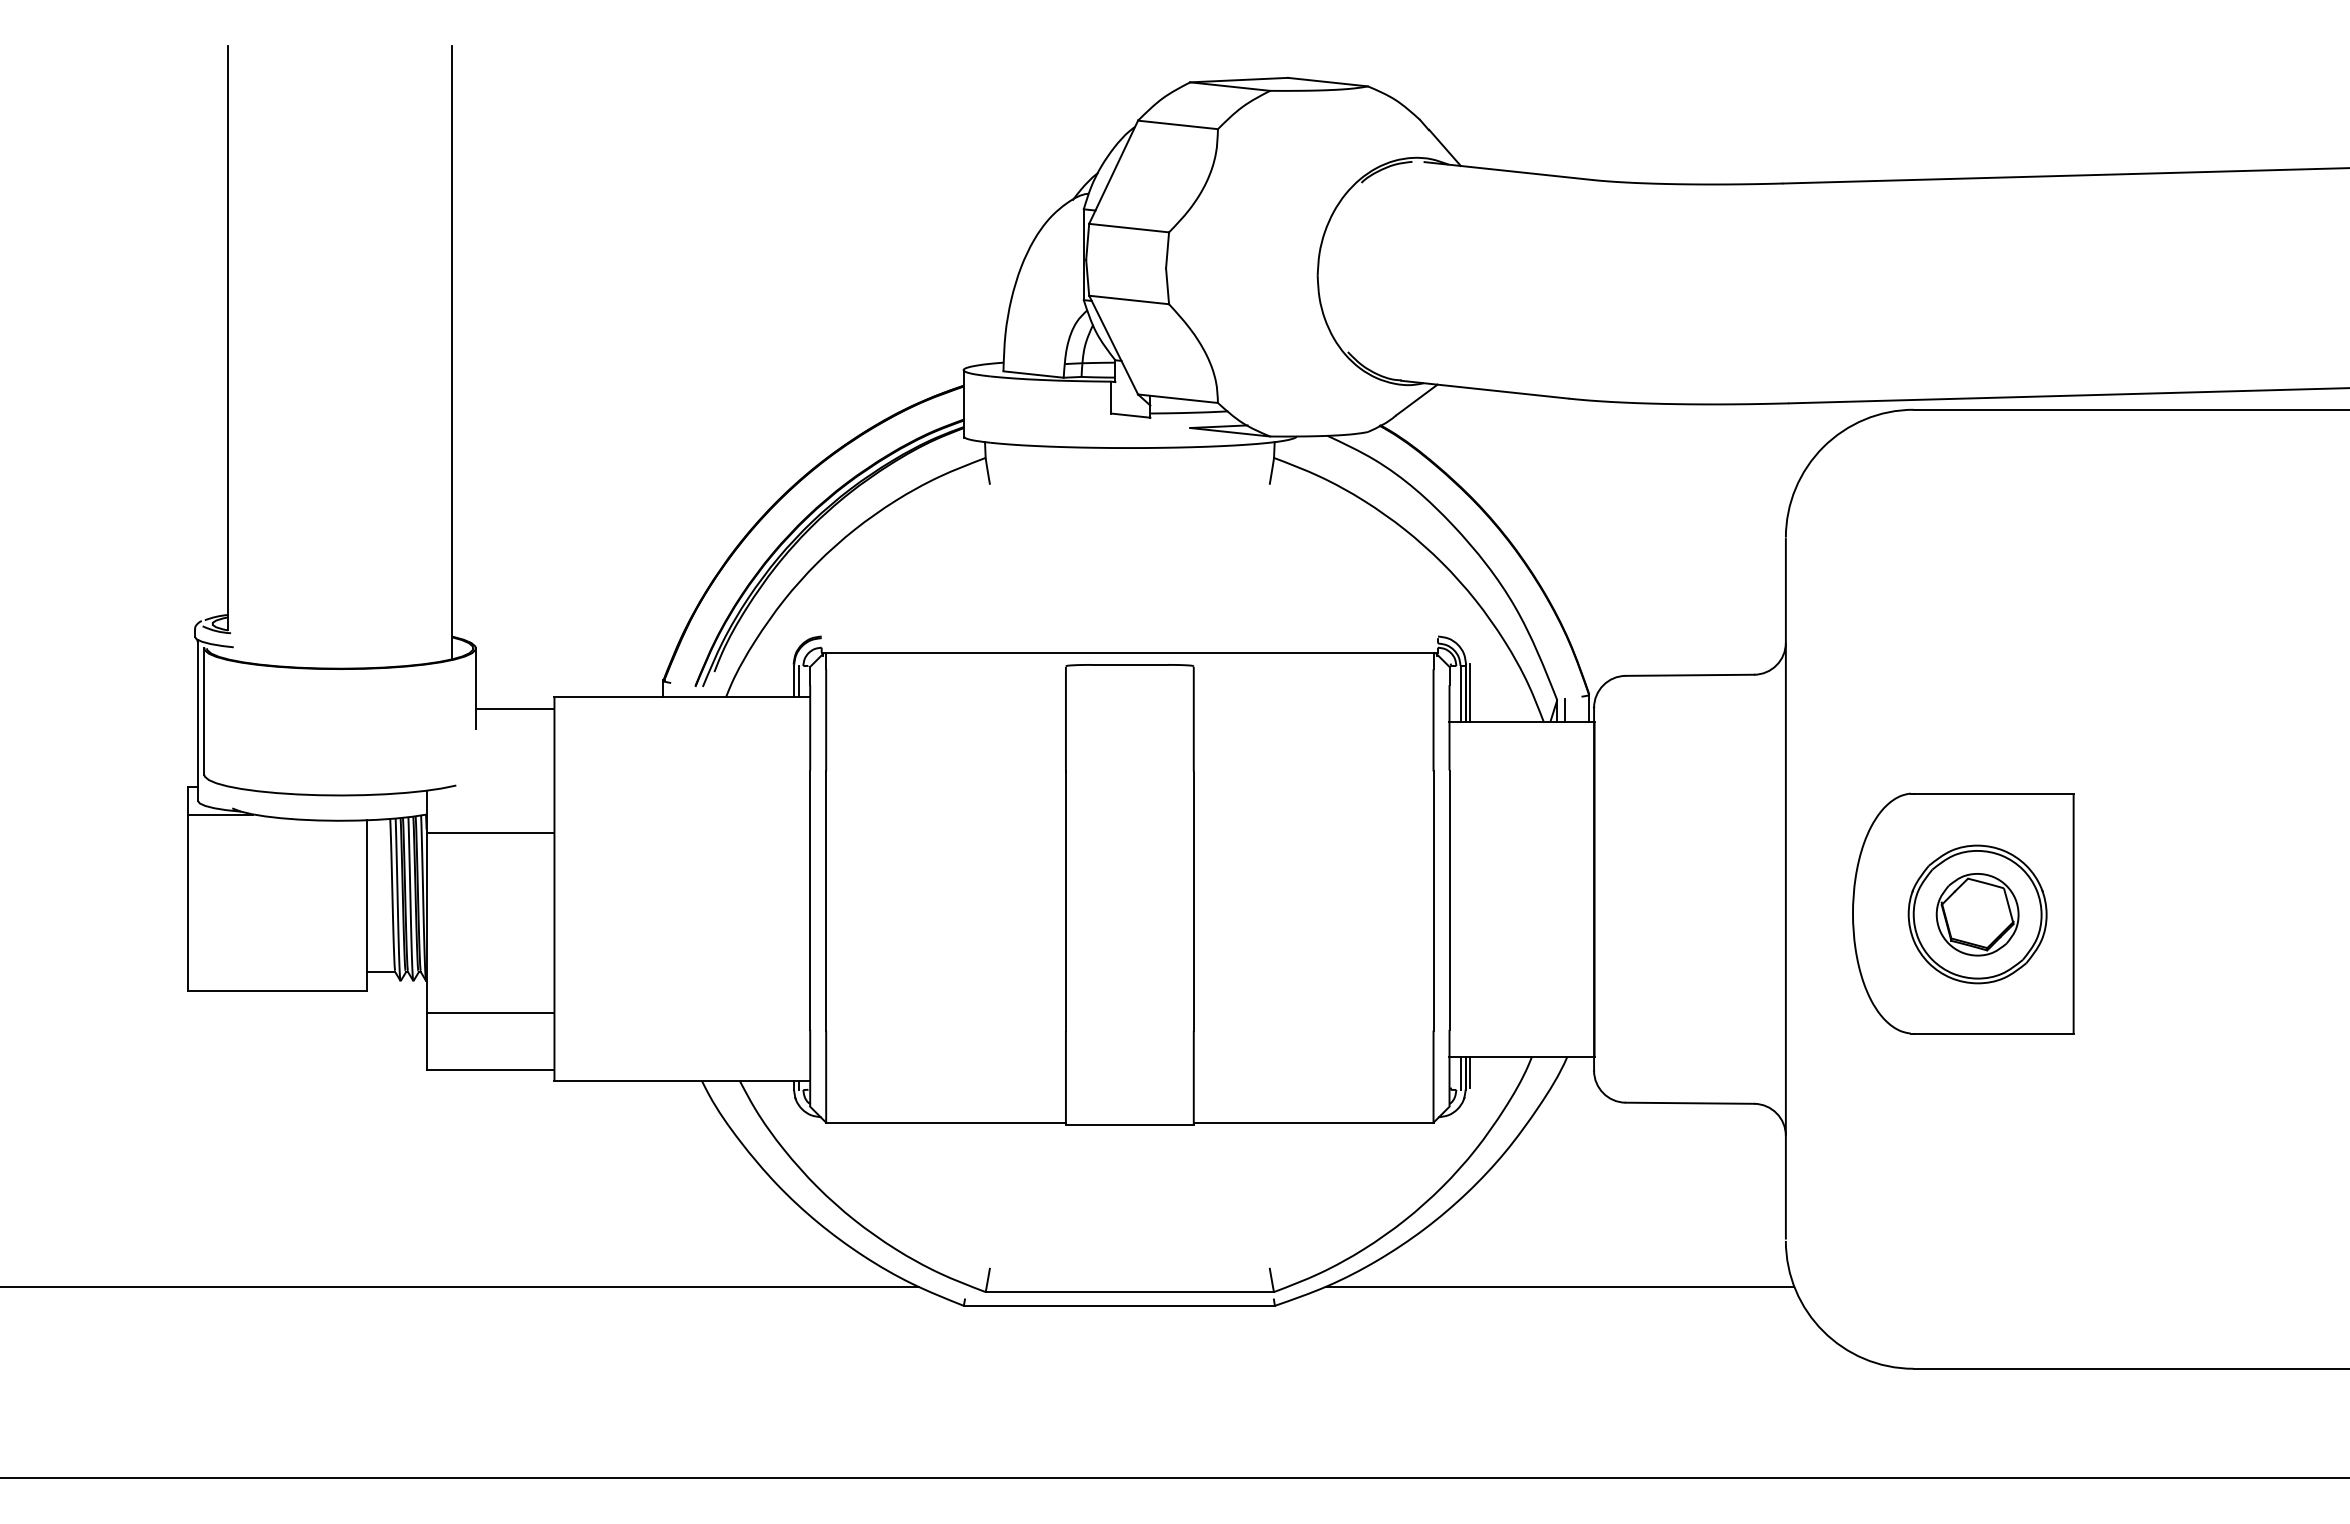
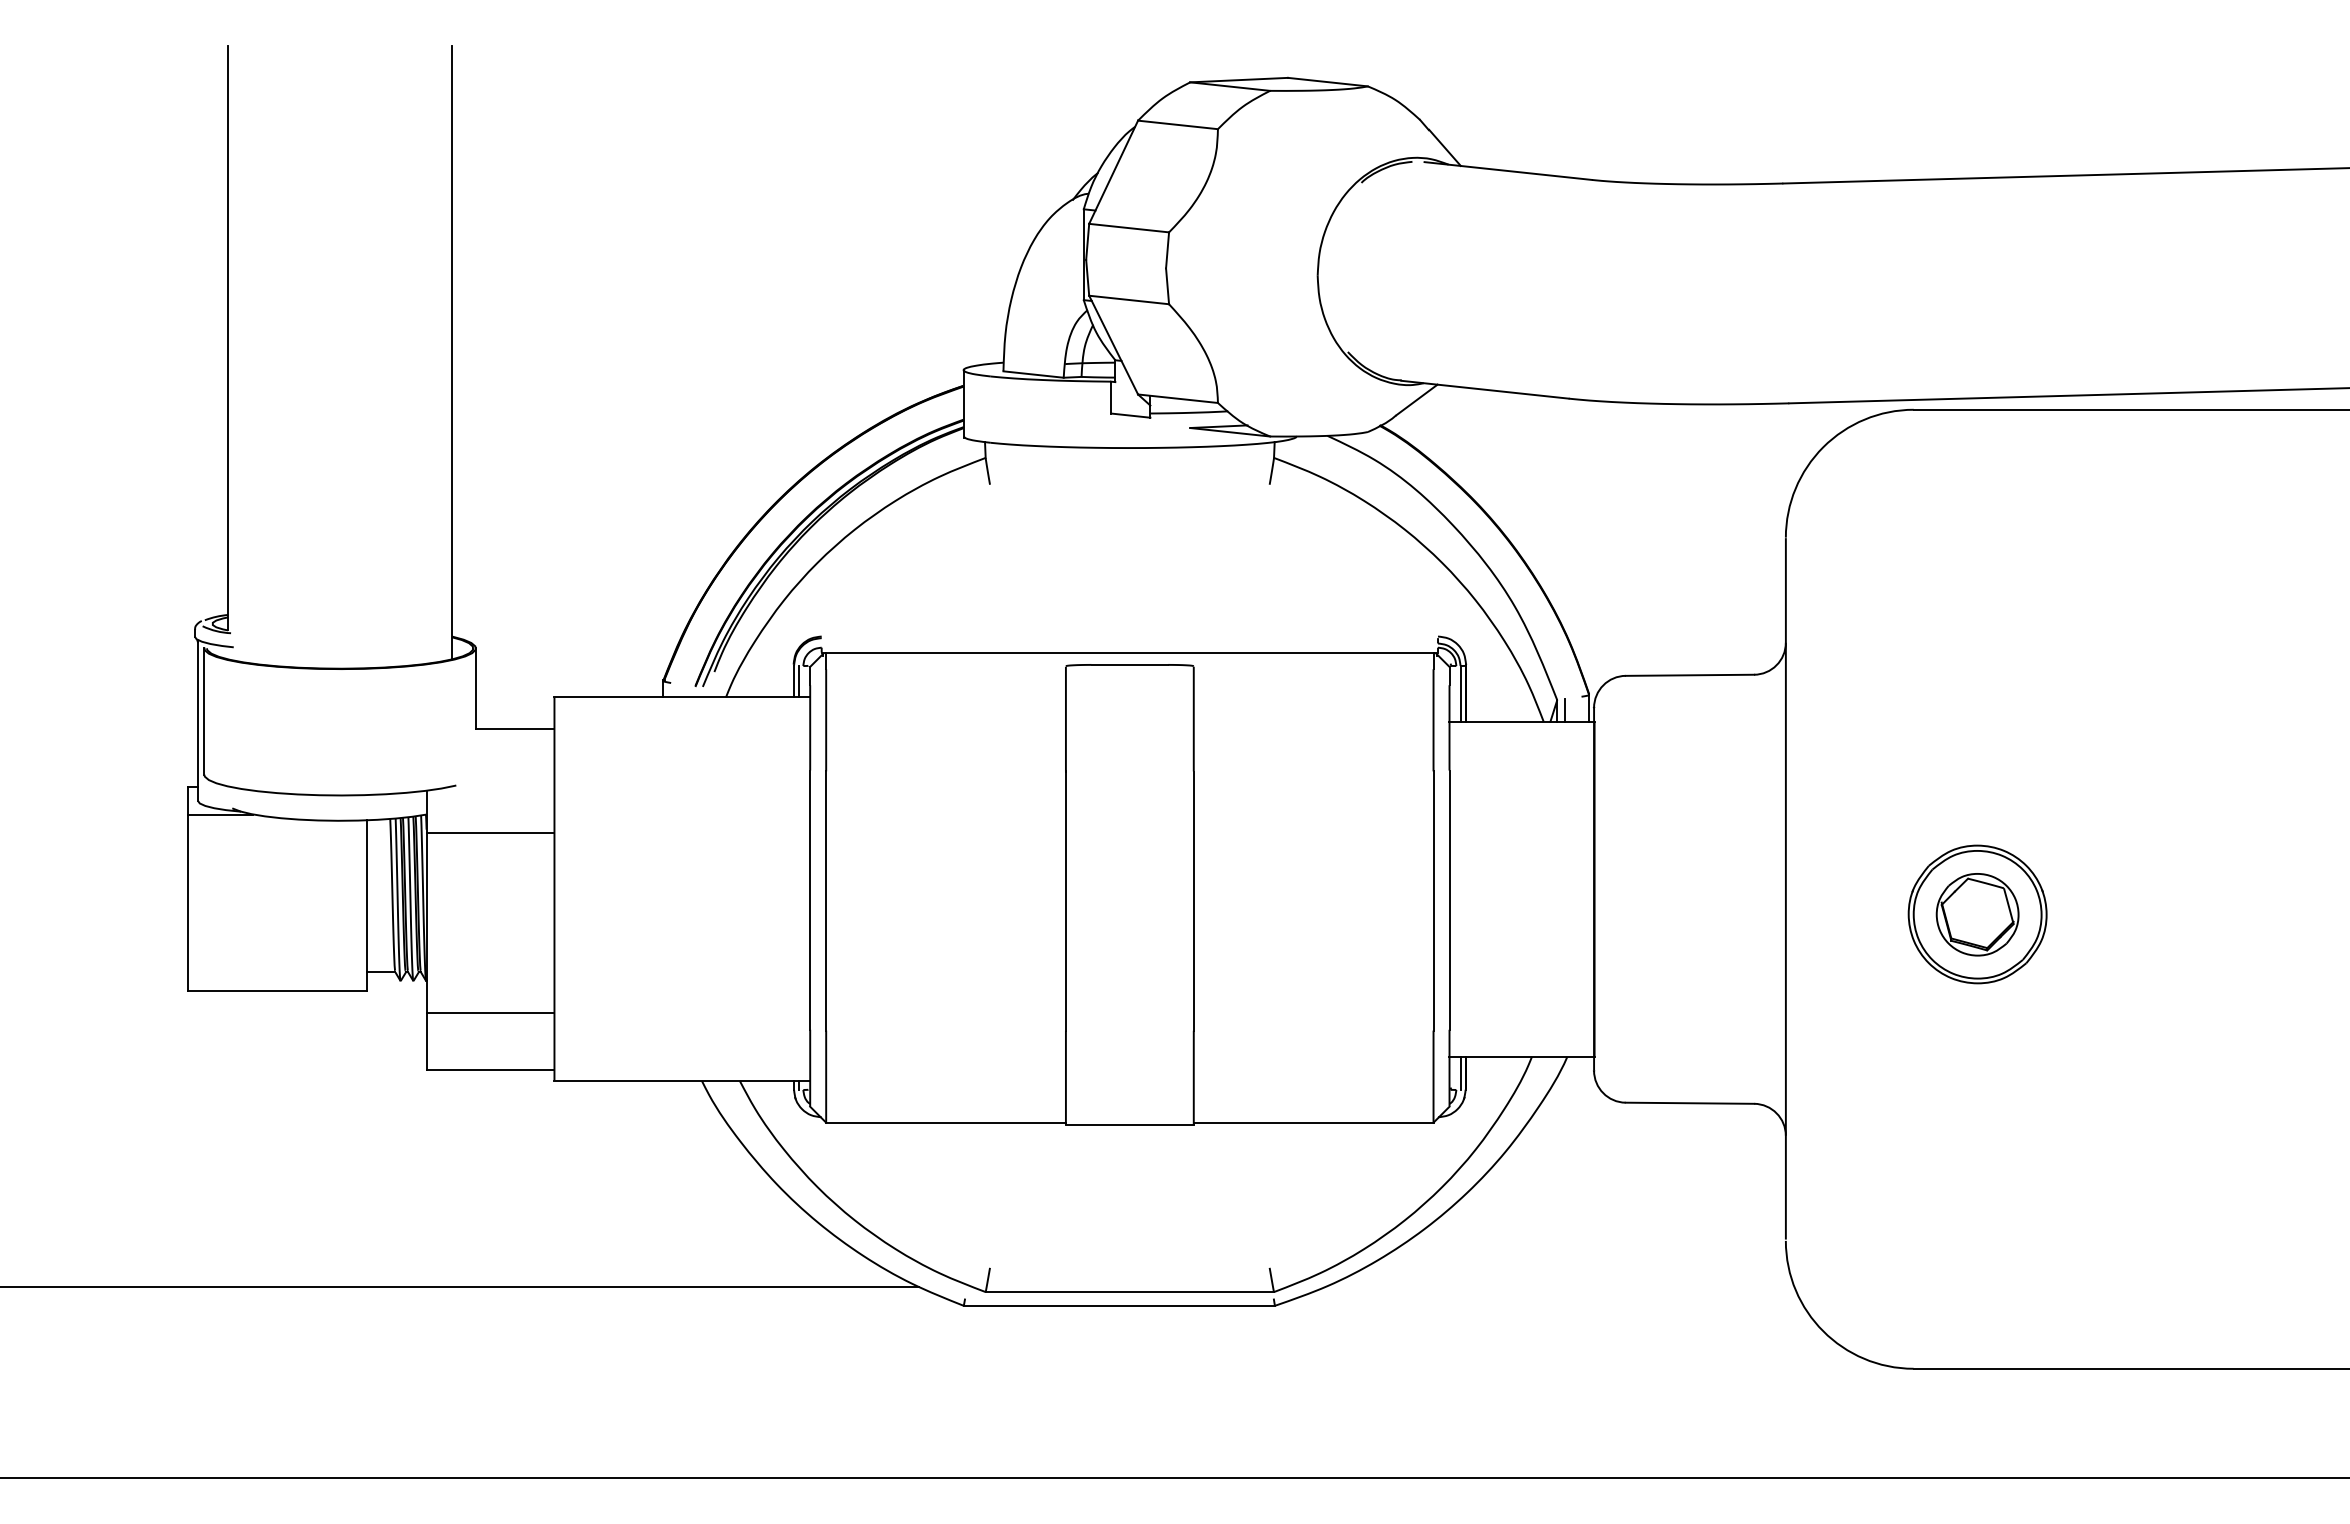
line: present -> none (1469, 692)
line position: (514, 708) -> (514, 728) (514, 728)
part: present -> none (1963, 913)
line: present -> none (1469, 1072)
line: present -> none (1560, 1286)
